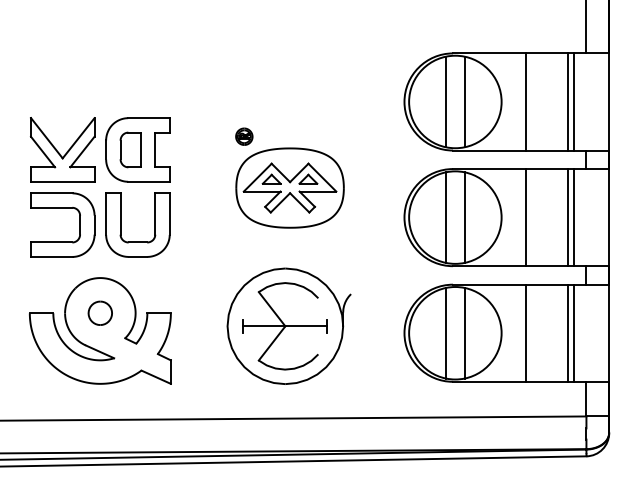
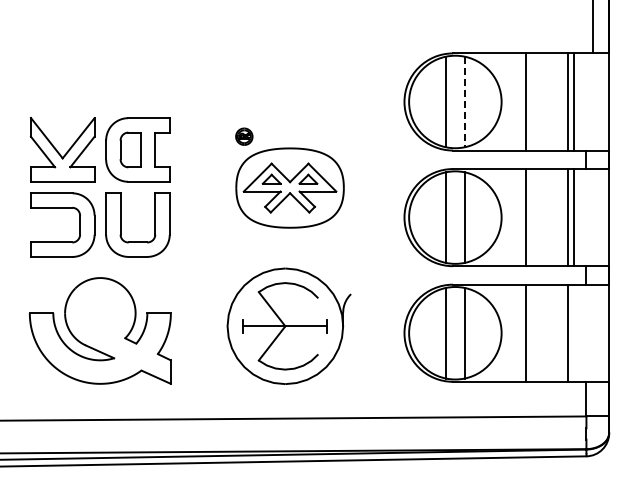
line position: (586, 27) -> (593, 27) (593, 27)
line: solid -> dashed (464, 102)
part: present -> none (99, 312)
line: present -> none (574, 332)
